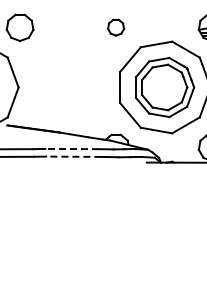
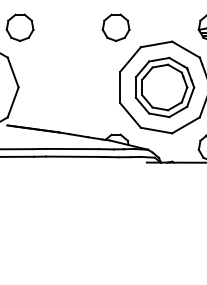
part size: 19x19 px -> 30x29 px (115, 27)
line: dashed -> solid (72, 149)
line: dashed -> solid (73, 156)
